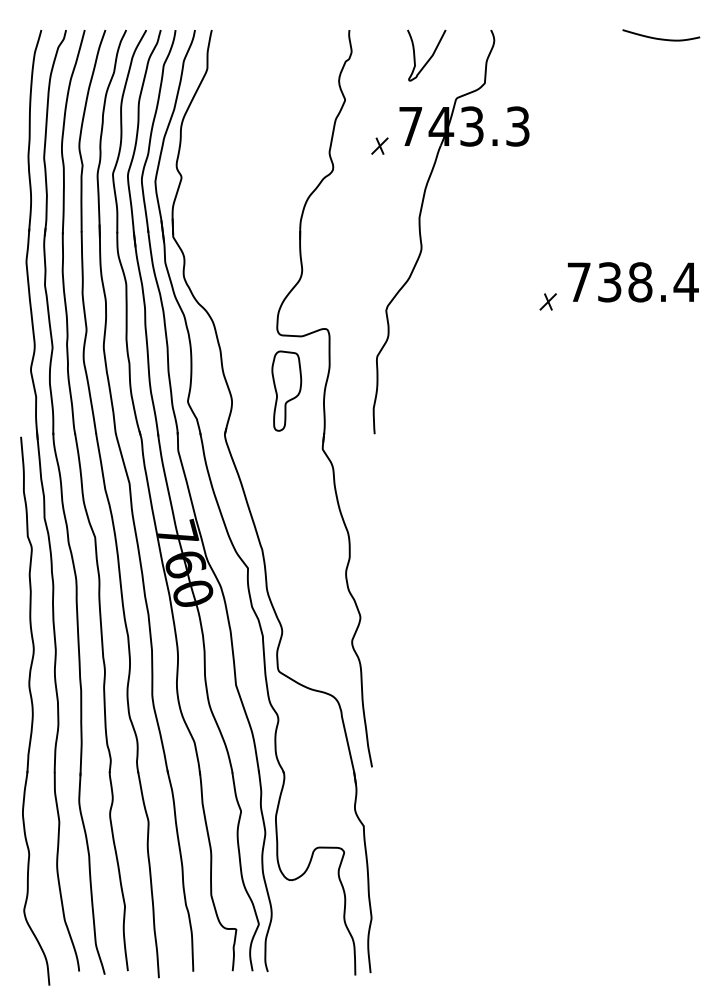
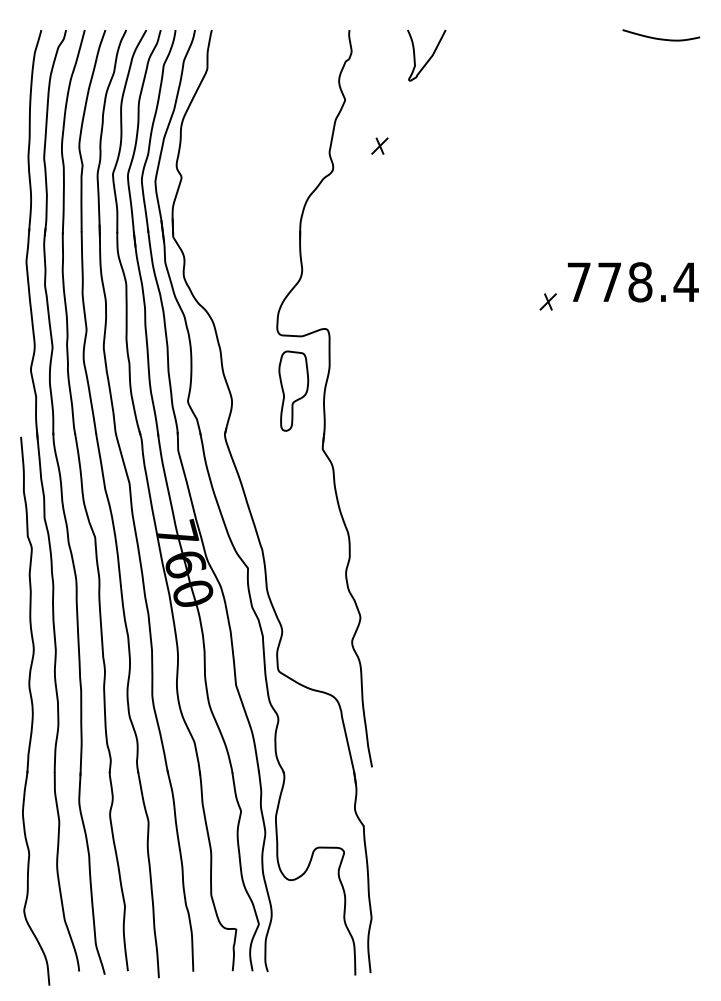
part: present -> none (421, 234)
text: 738.4 -> 778.4 (609, 282)
part position: (286, 390) -> (293, 390) (293, 390)
